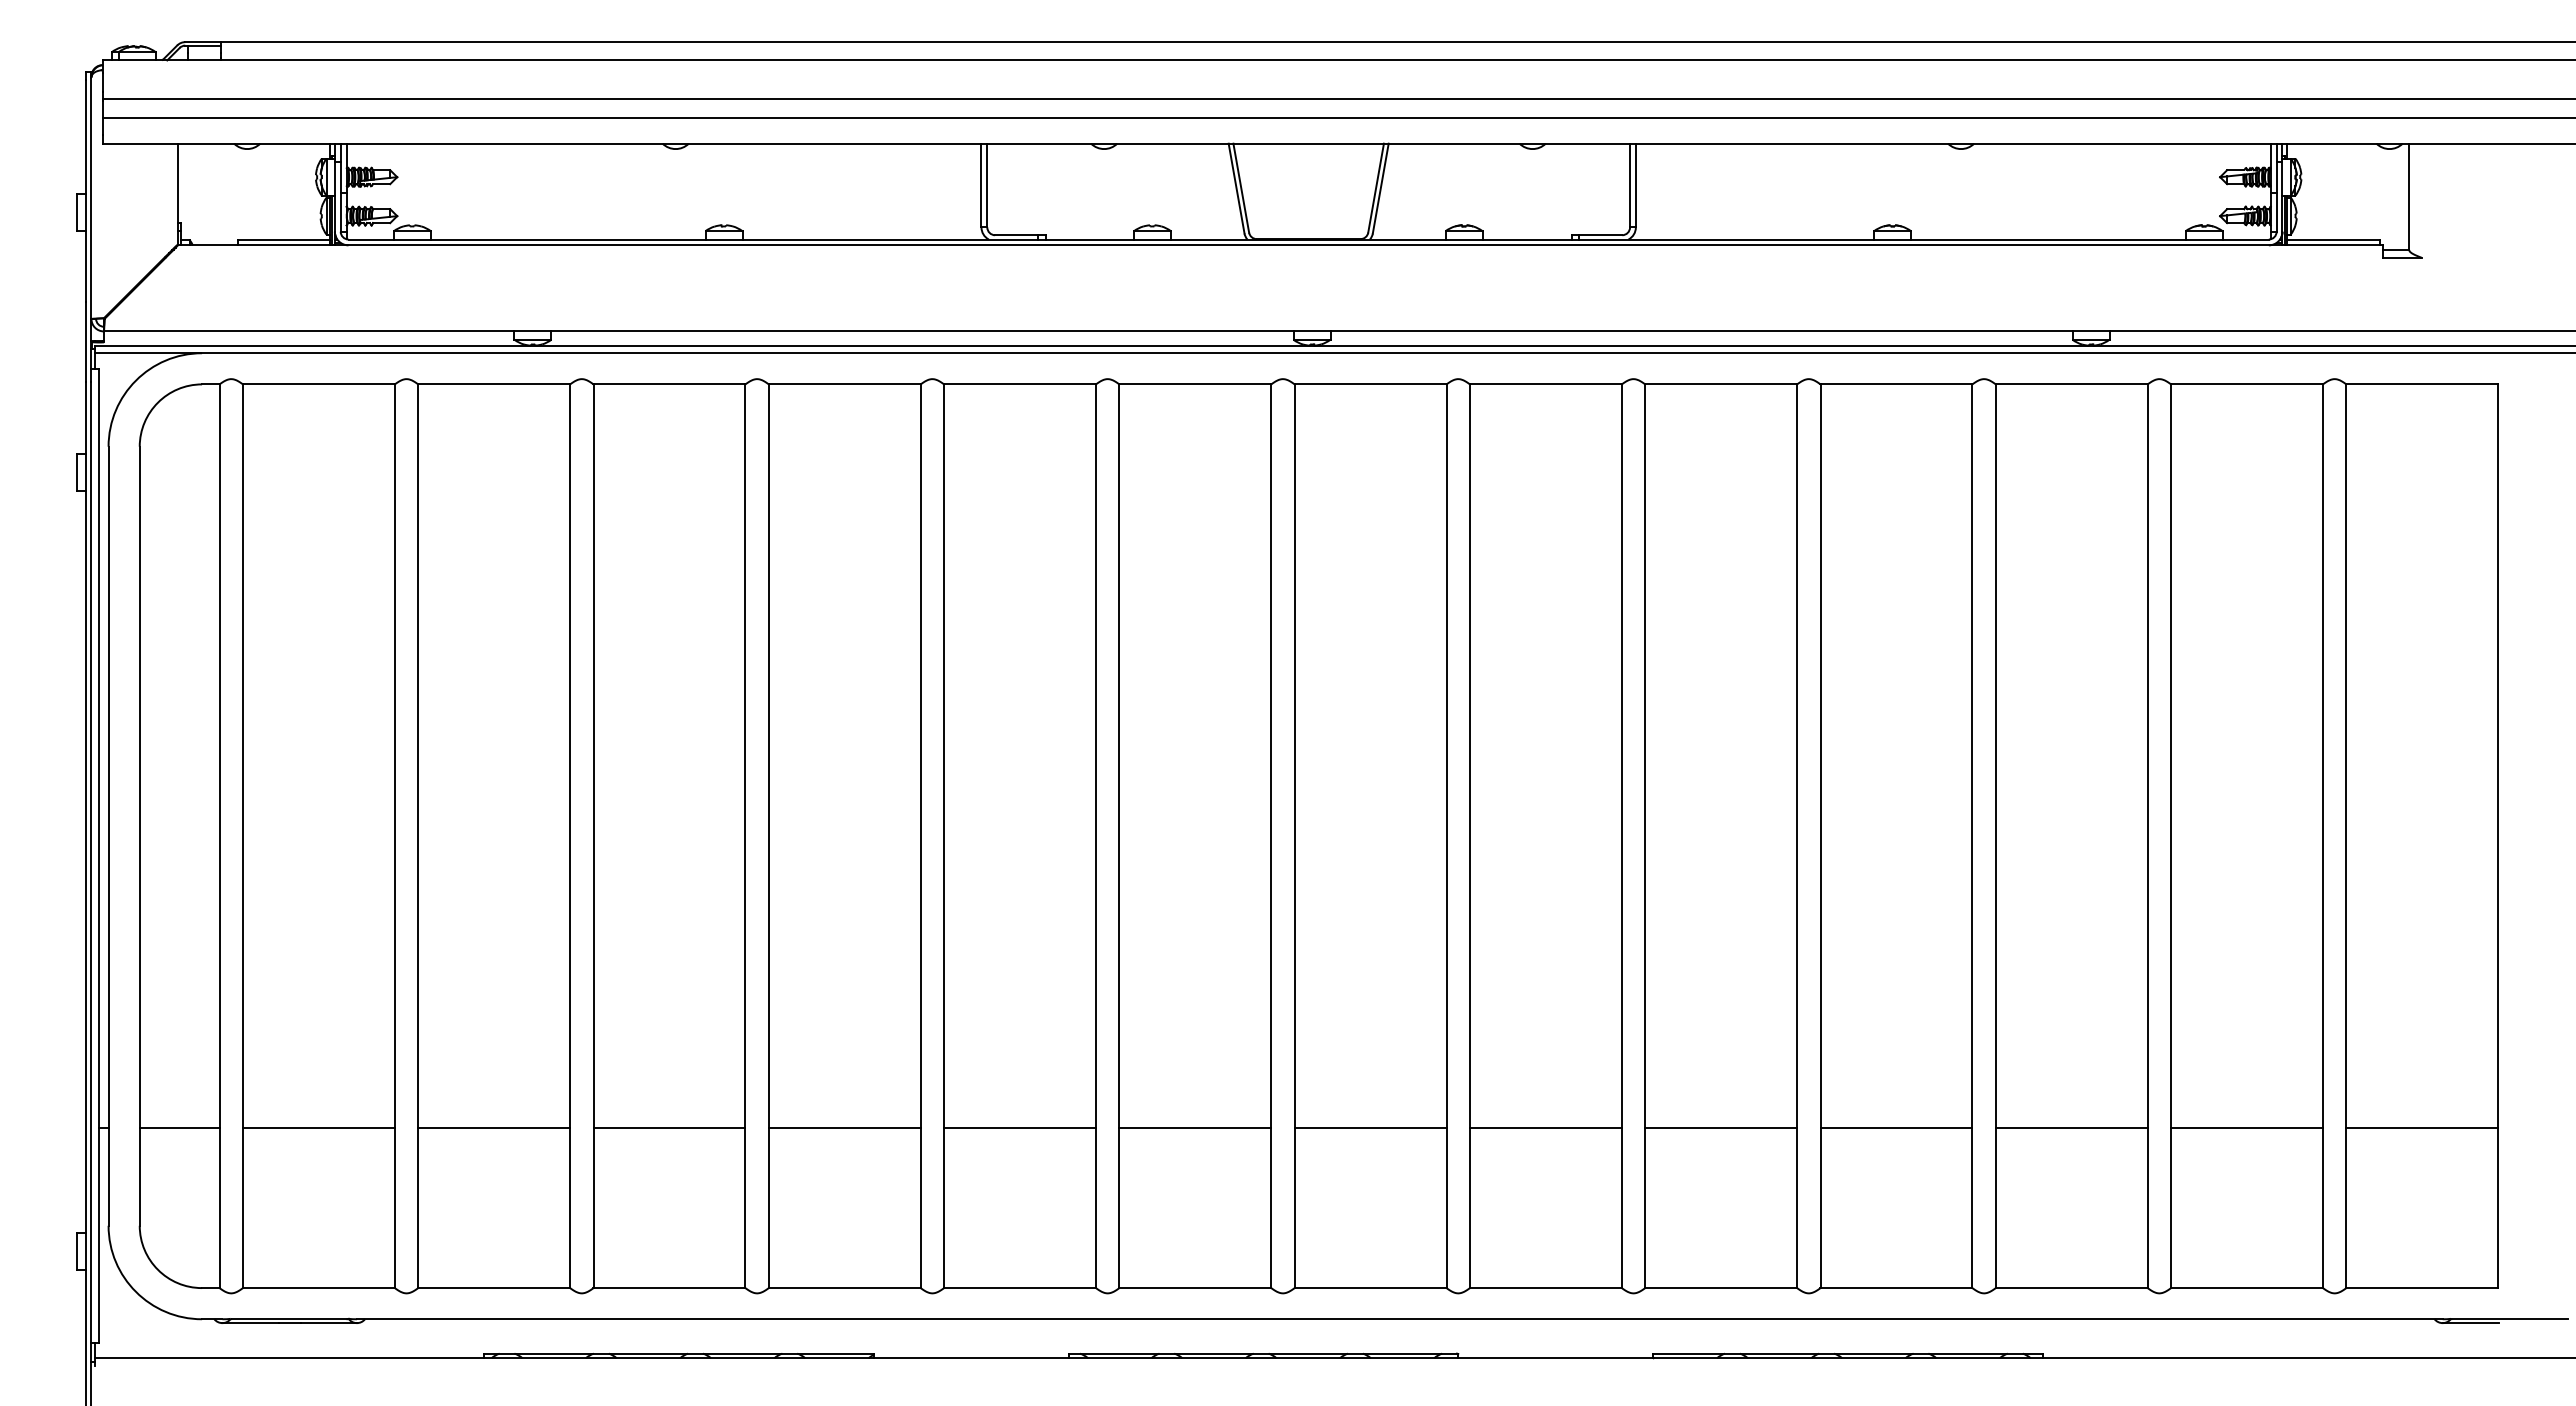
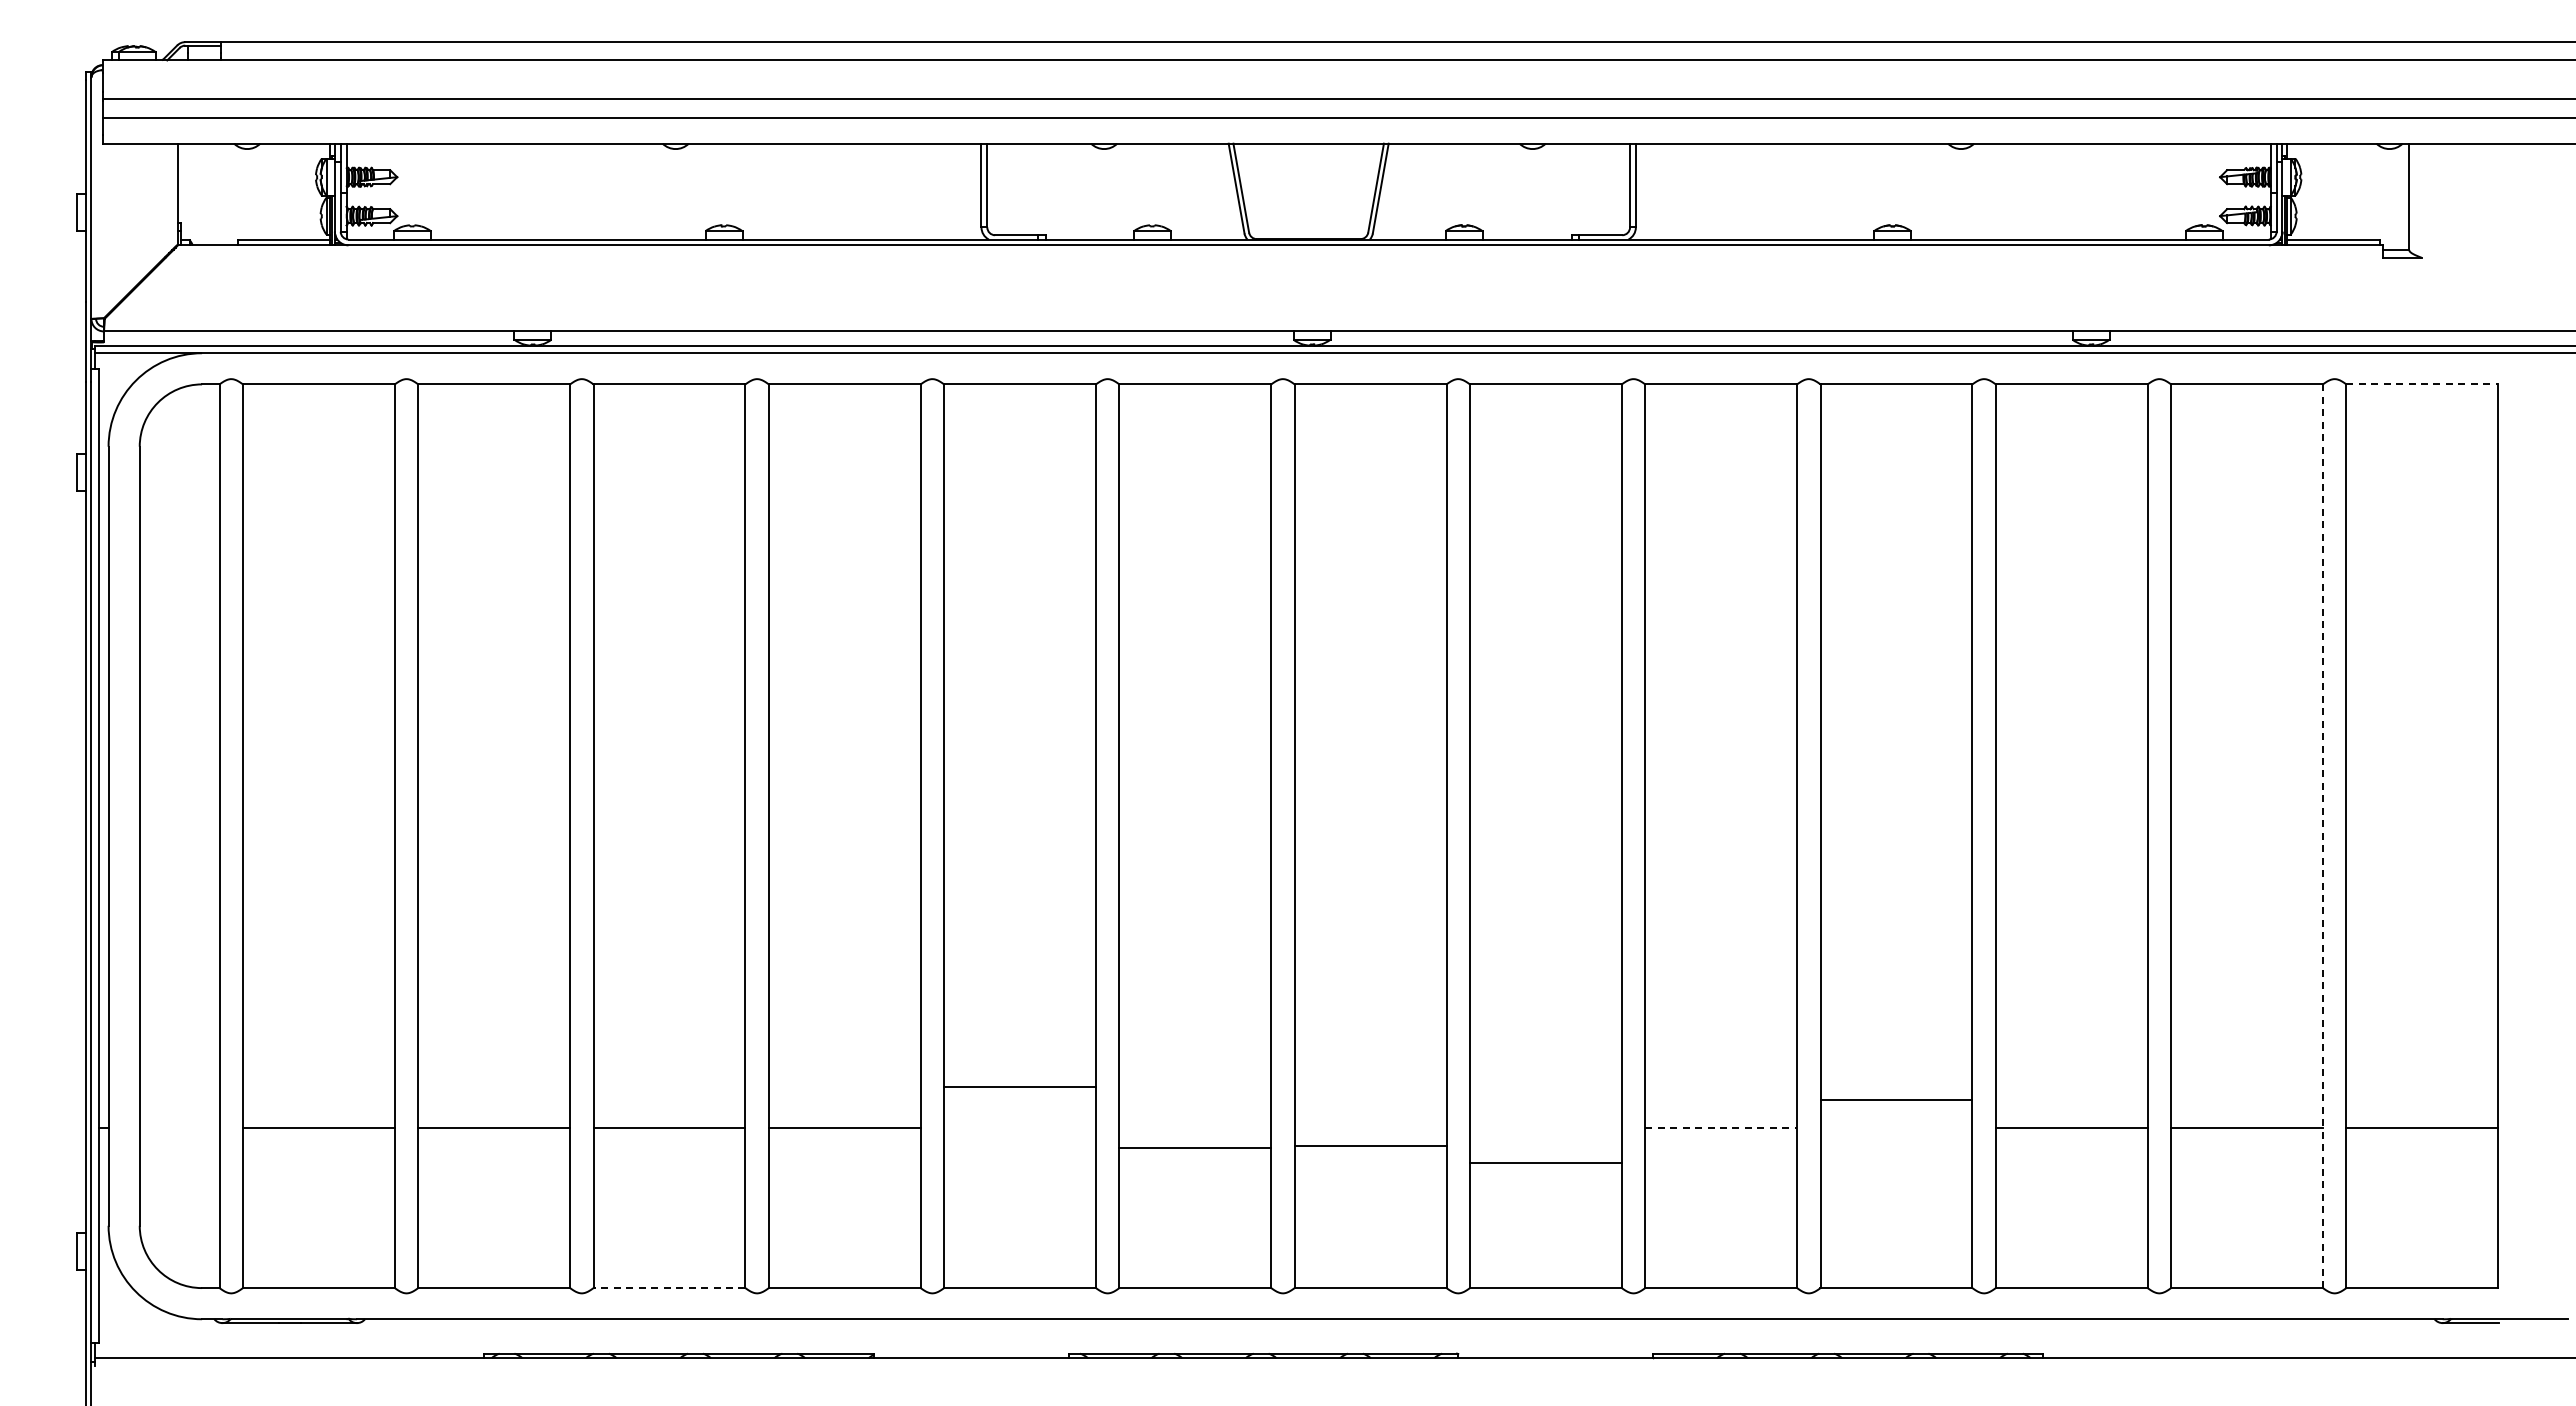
line: solid -> dashed (2422, 384)
line: solid -> dashed (2322, 836)
line: present -> none (179, 1128)
line position: (1020, 1128) -> (1020, 1087) (1020, 1087)
line position: (1195, 1128) -> (1195, 1148) (1195, 1148)
line position: (1370, 1128) -> (1370, 1146) (1370, 1146)
line position: (1545, 1128) -> (1545, 1163) (1545, 1163)
line: solid -> dashed (1721, 1128)
line position: (1896, 1128) -> (1896, 1100) (1896, 1100)
line: solid -> dashed (668, 1288)
